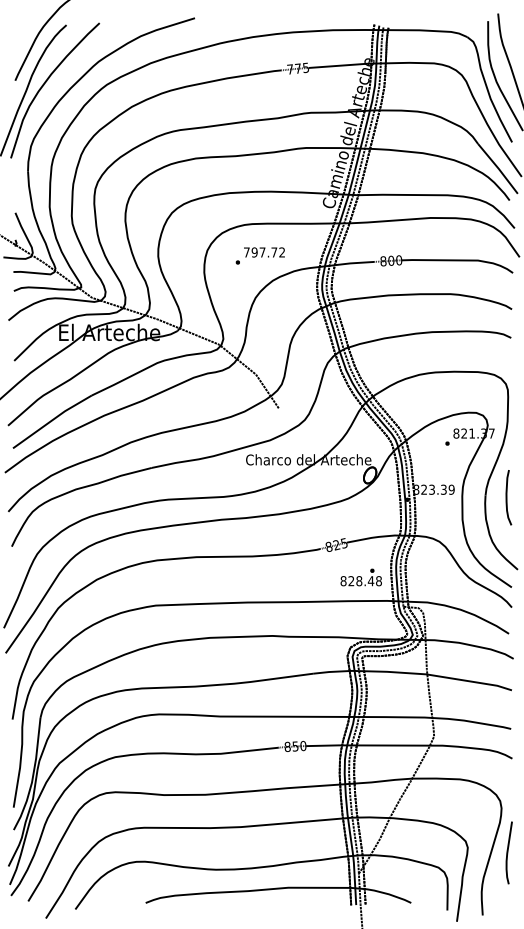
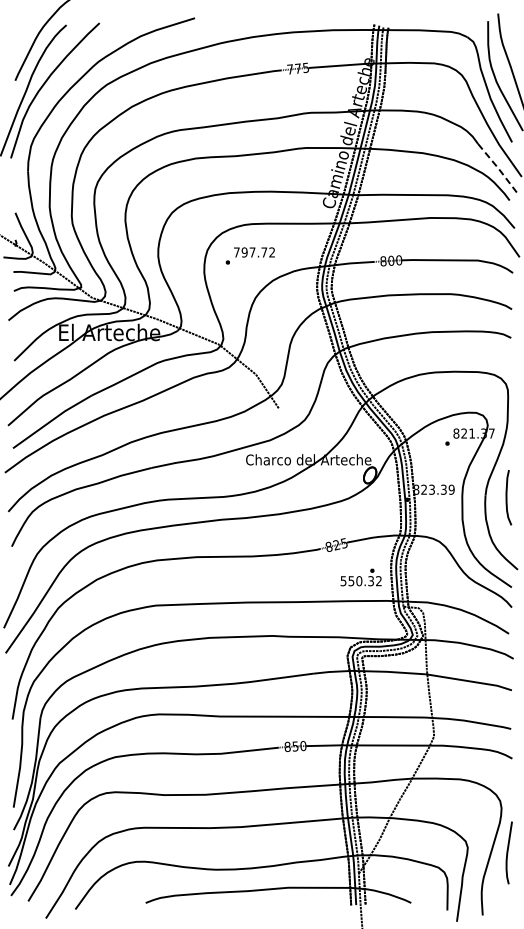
line: solid -> dashed (498, 168)
text position: (259, 255) -> (249, 255) (249, 255)
text: 828.48 -> 550.32 (360, 581)
